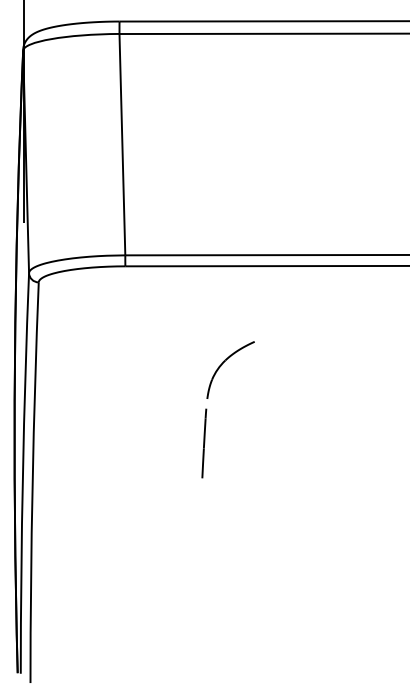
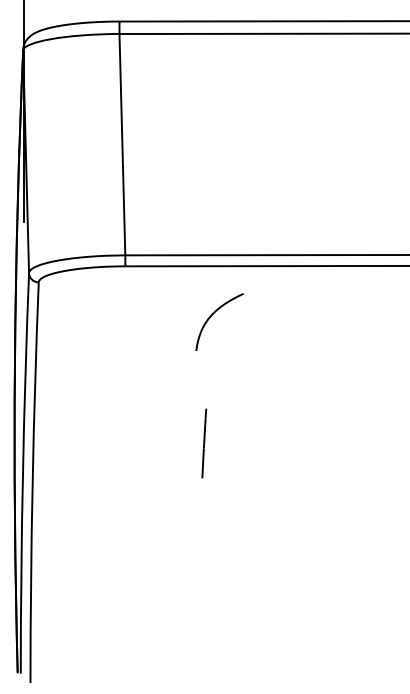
part position: (224, 362) -> (213, 314) (213, 314)
